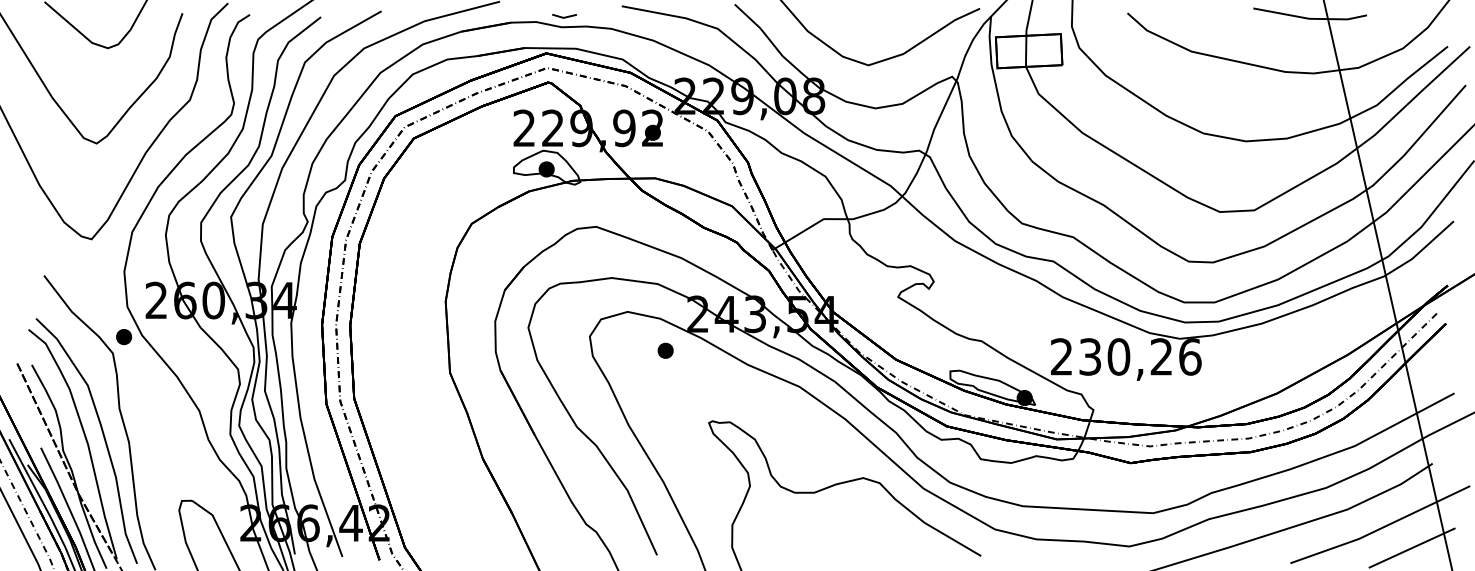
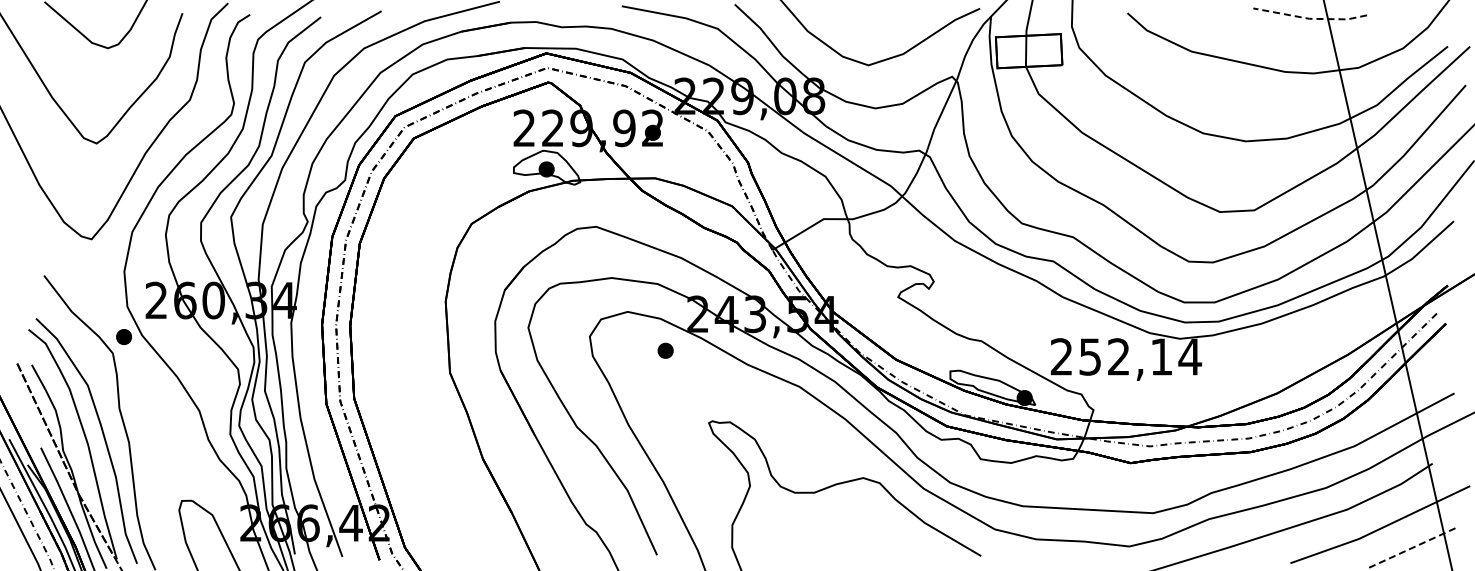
line: present -> none (564, 16)
line: solid -> dashed (1310, 18)
text: 230,26 -> 252,14 (1141, 356)
line: solid -> dashed (1412, 548)
